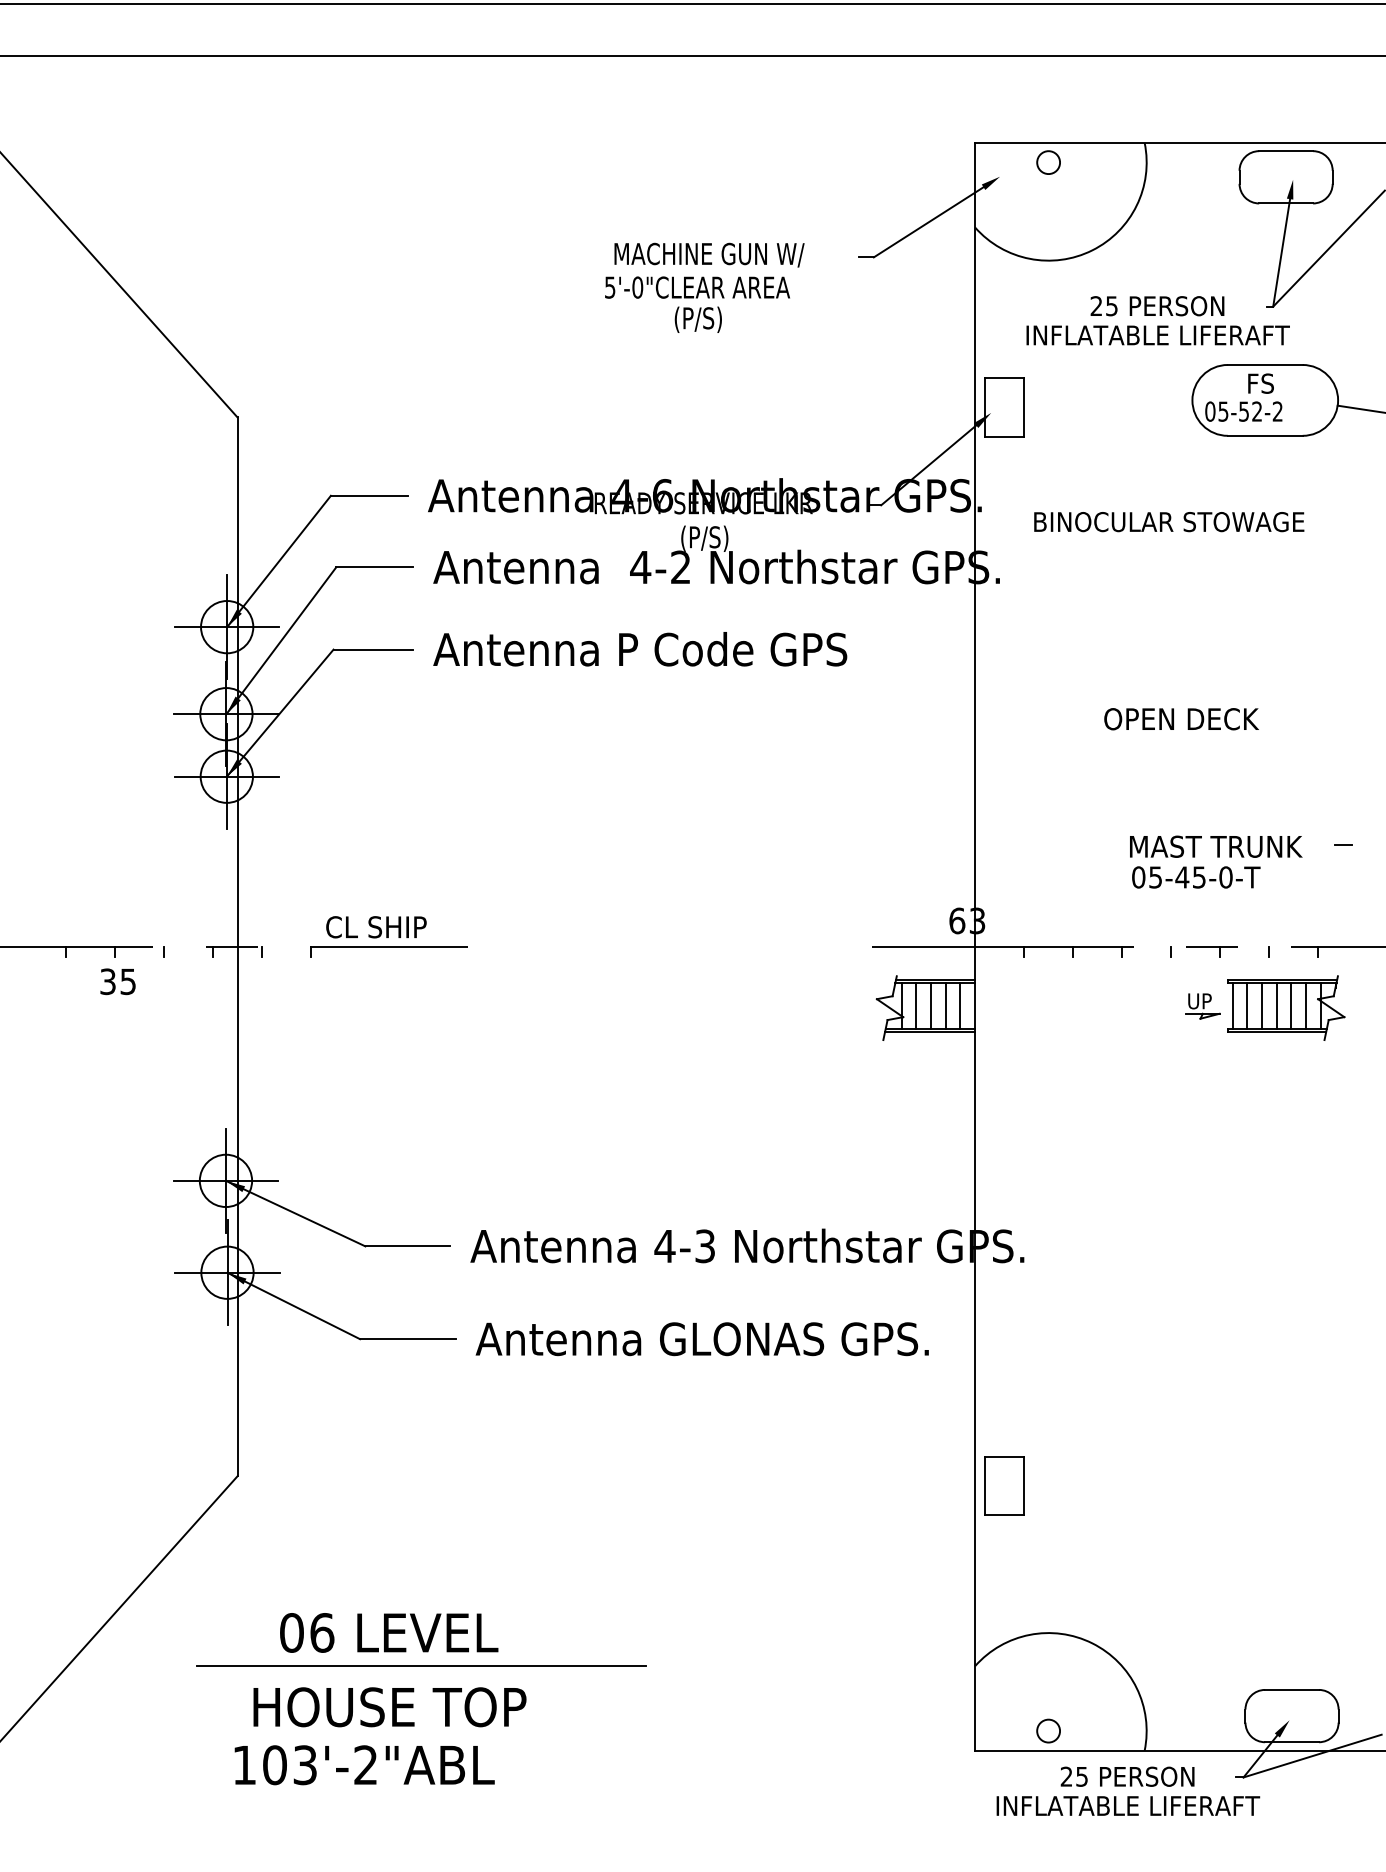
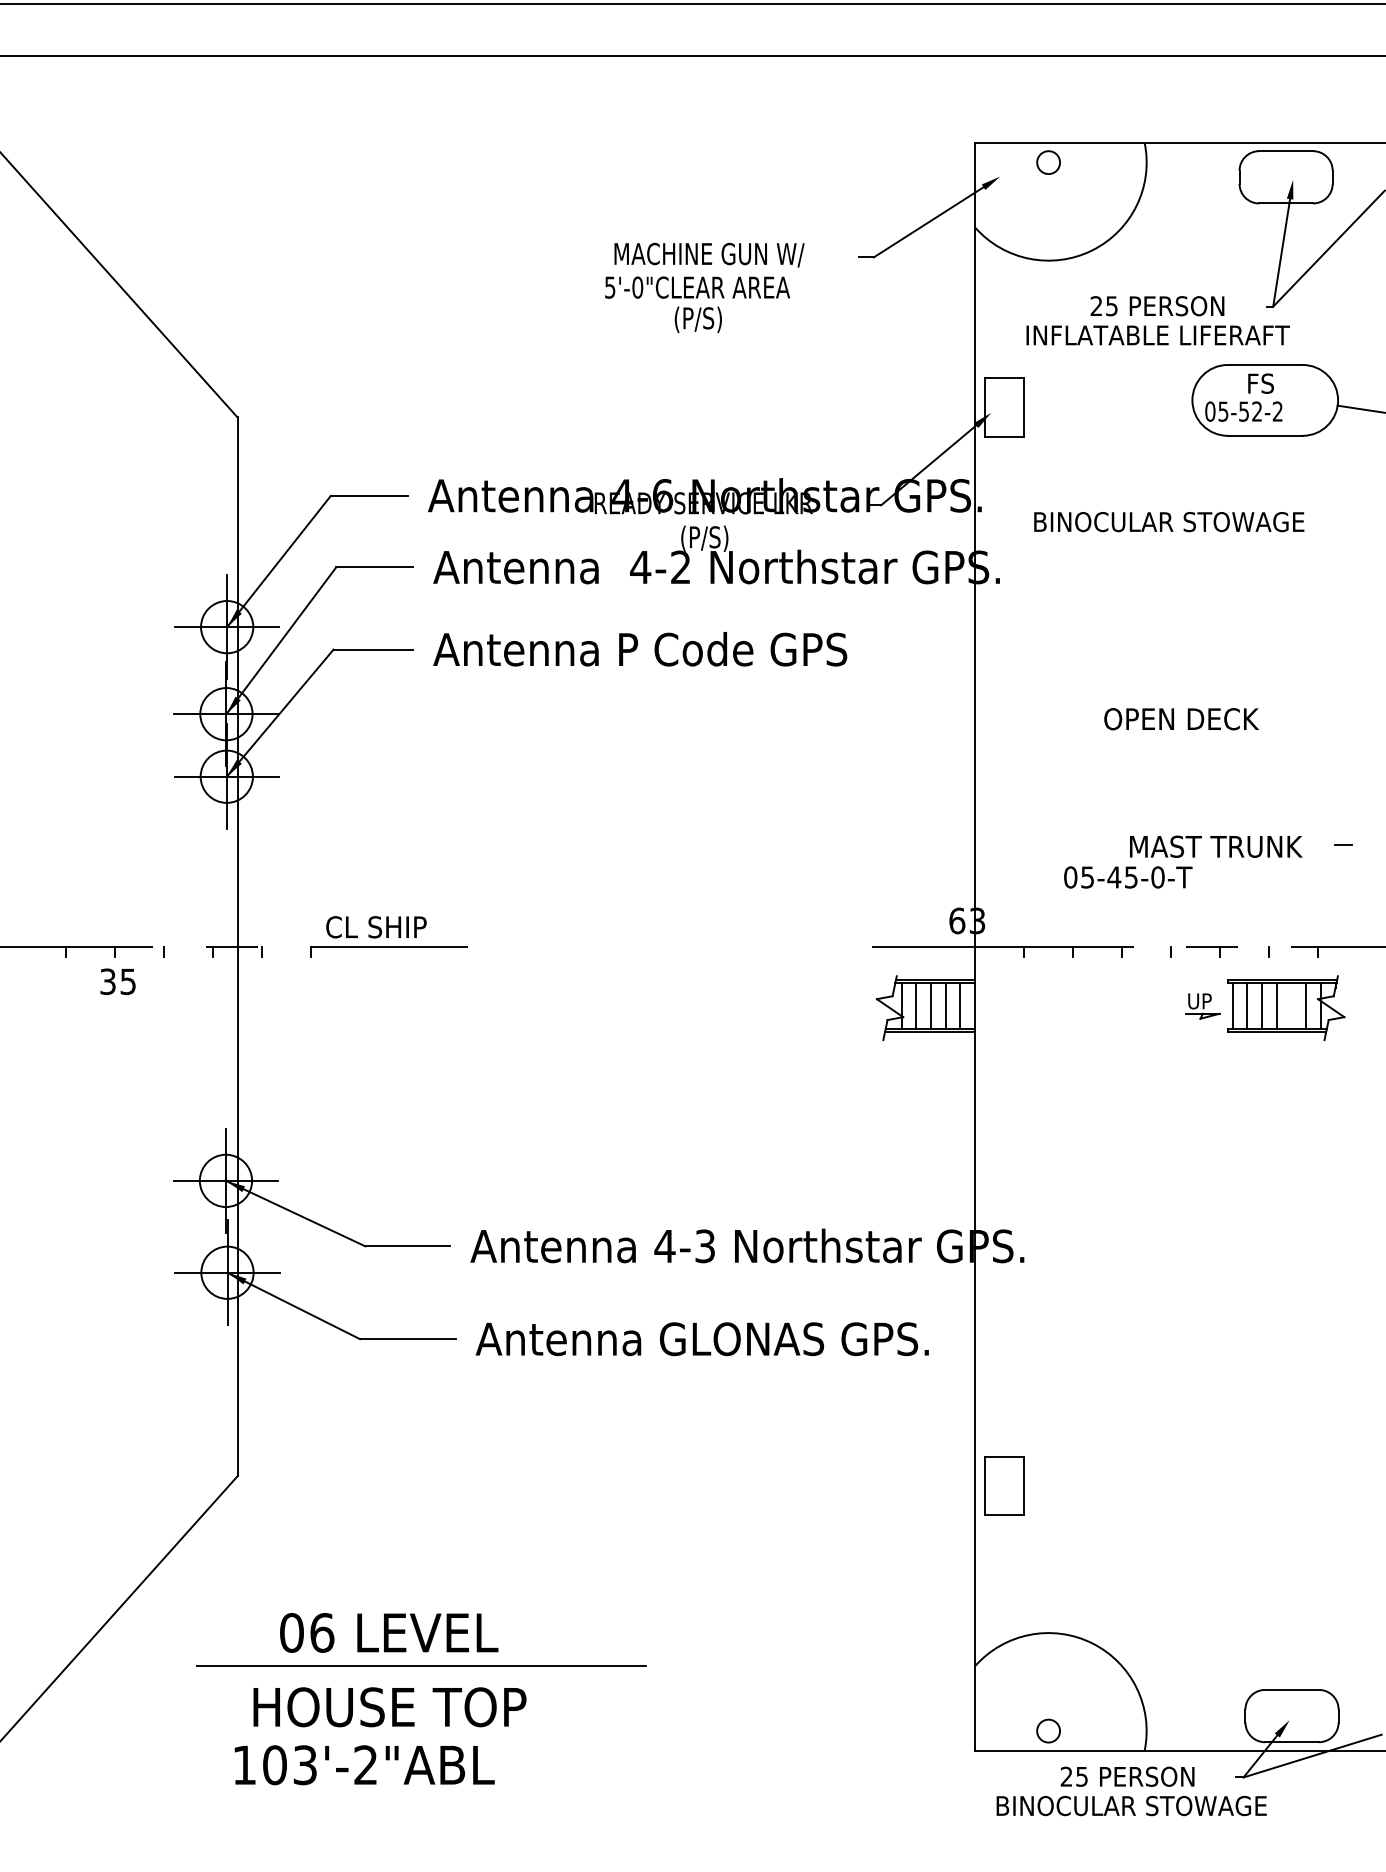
text position: (1196, 877) -> (1128, 877) (1128, 877)
line: present -> none (1291, 1005)
text: INFLATABLE LIFERAFT -> BINOCULAR STOWAGE (1132, 1805)
